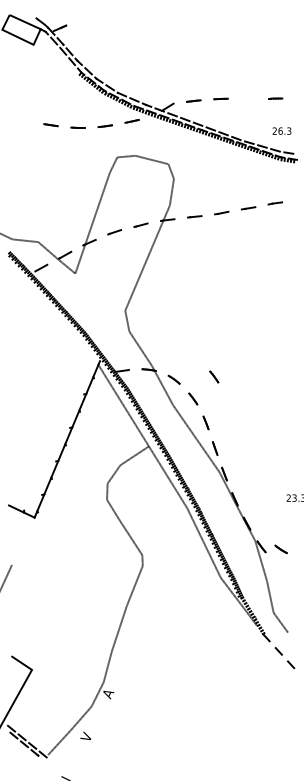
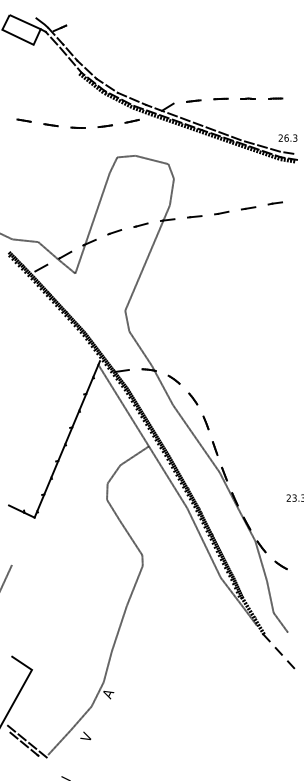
line: none -> present (247, 98)
line: none -> present (23, 120)
text position: (281, 130) -> (287, 137) (287, 137)
line: present -> none (214, 376)
line position: (280, 549) -> (280, 565) (280, 565)
